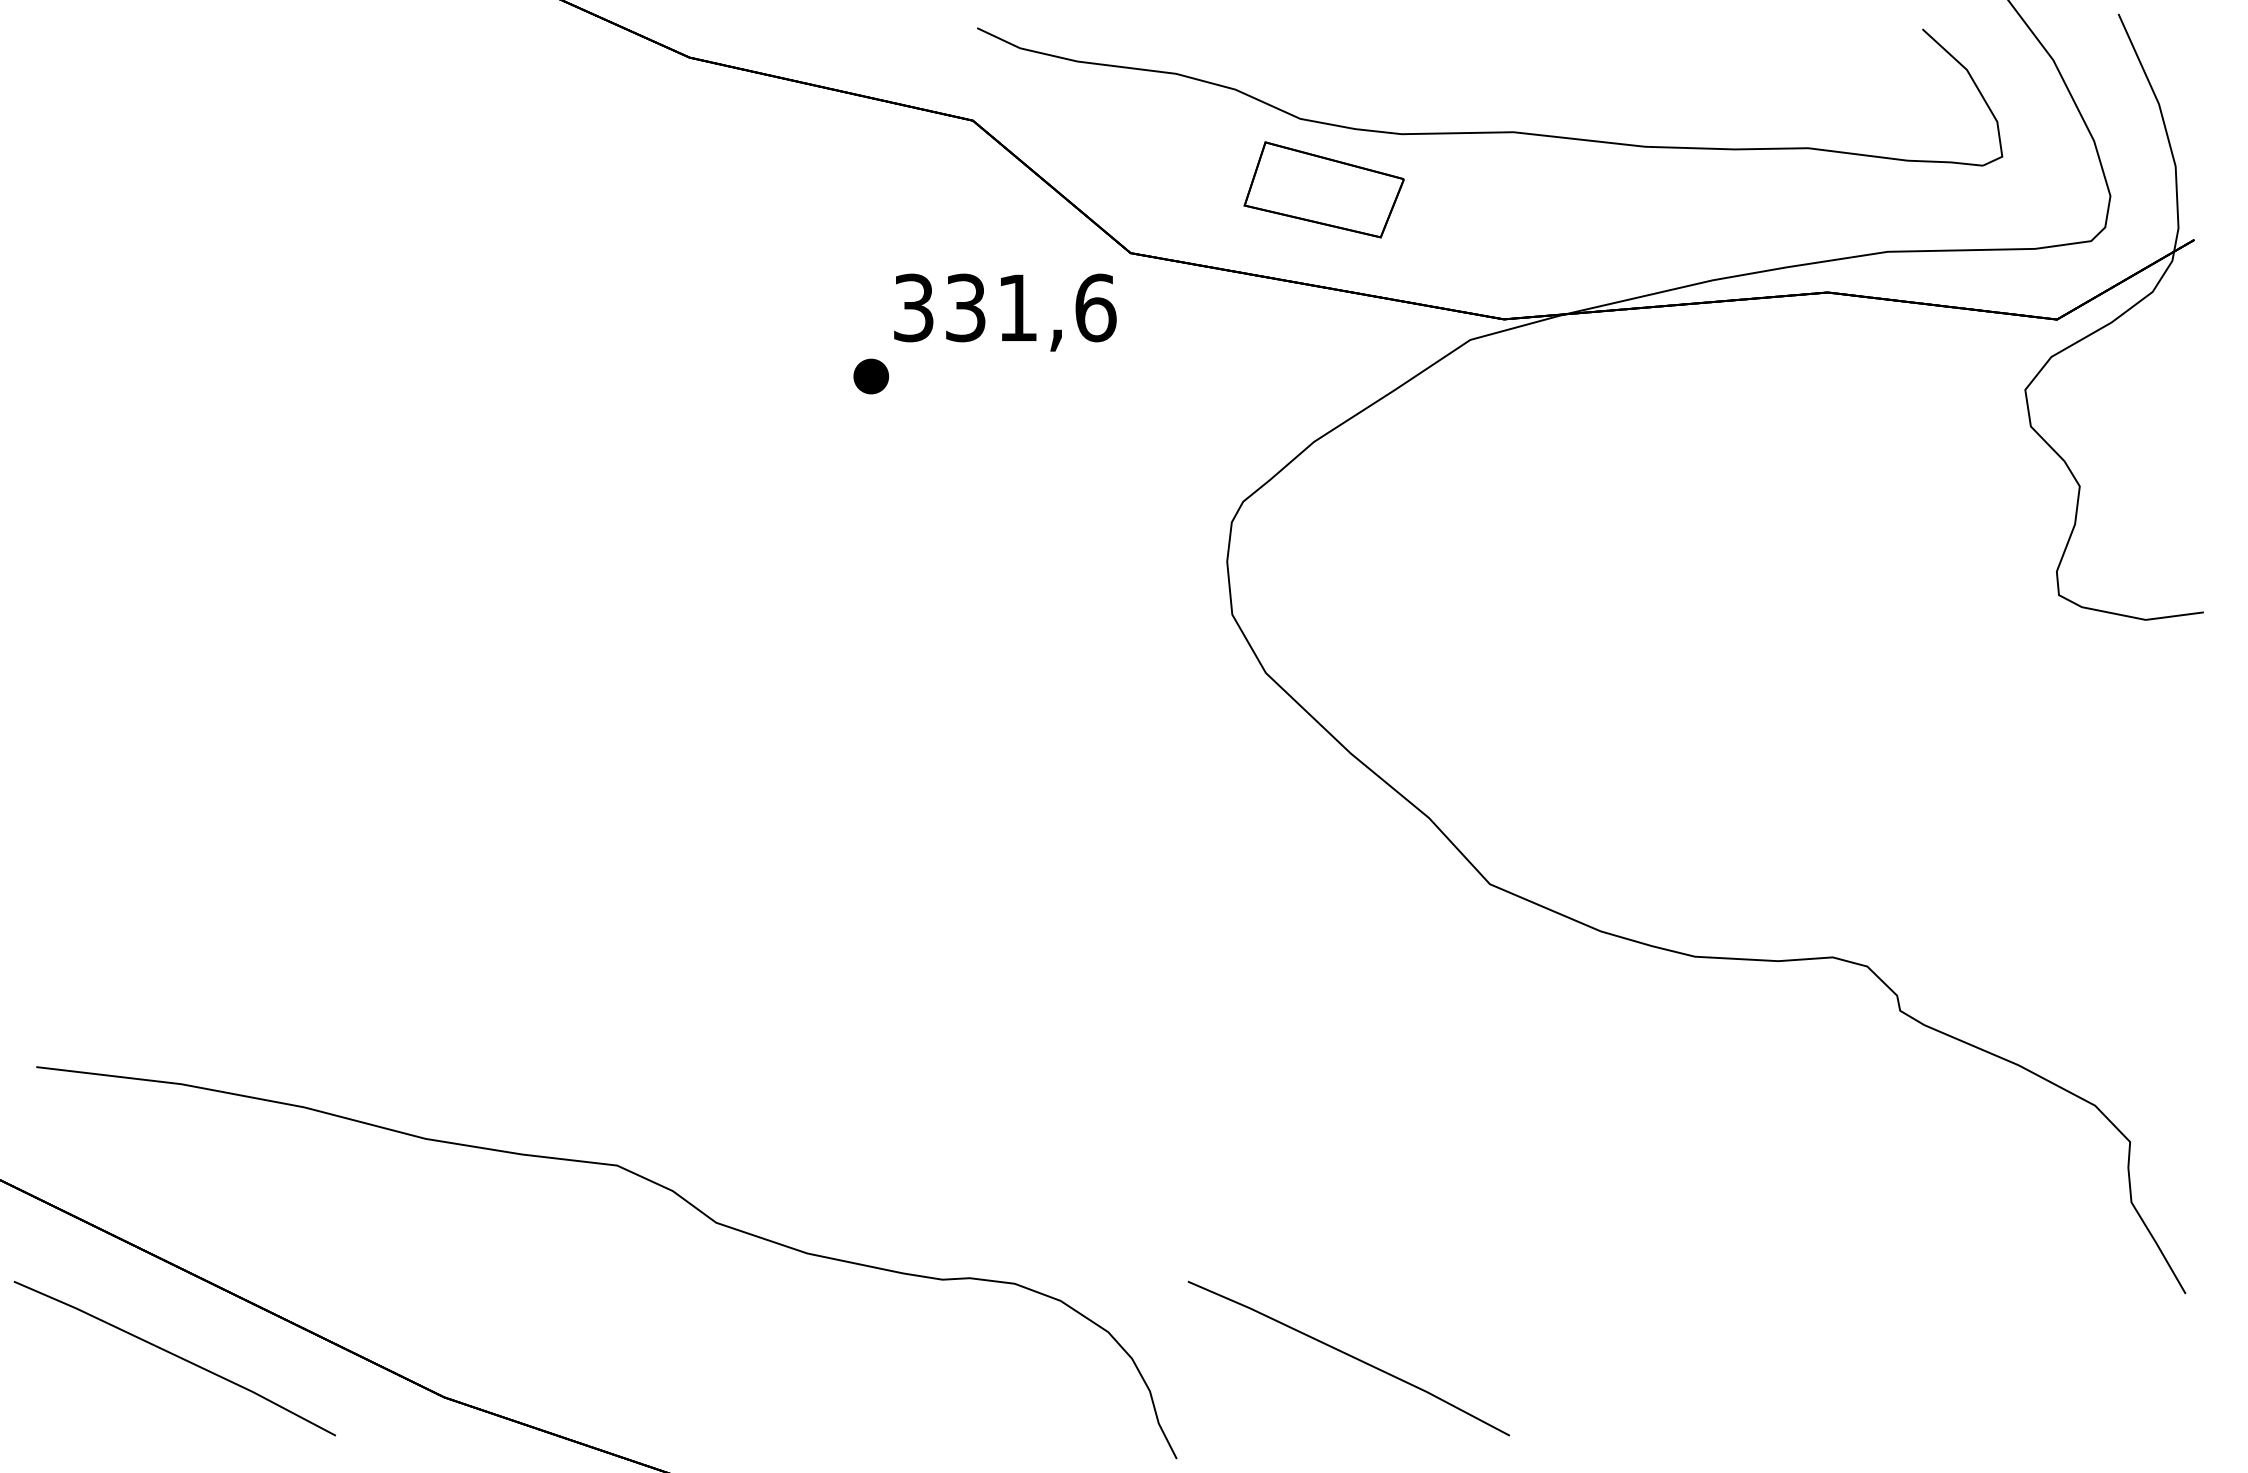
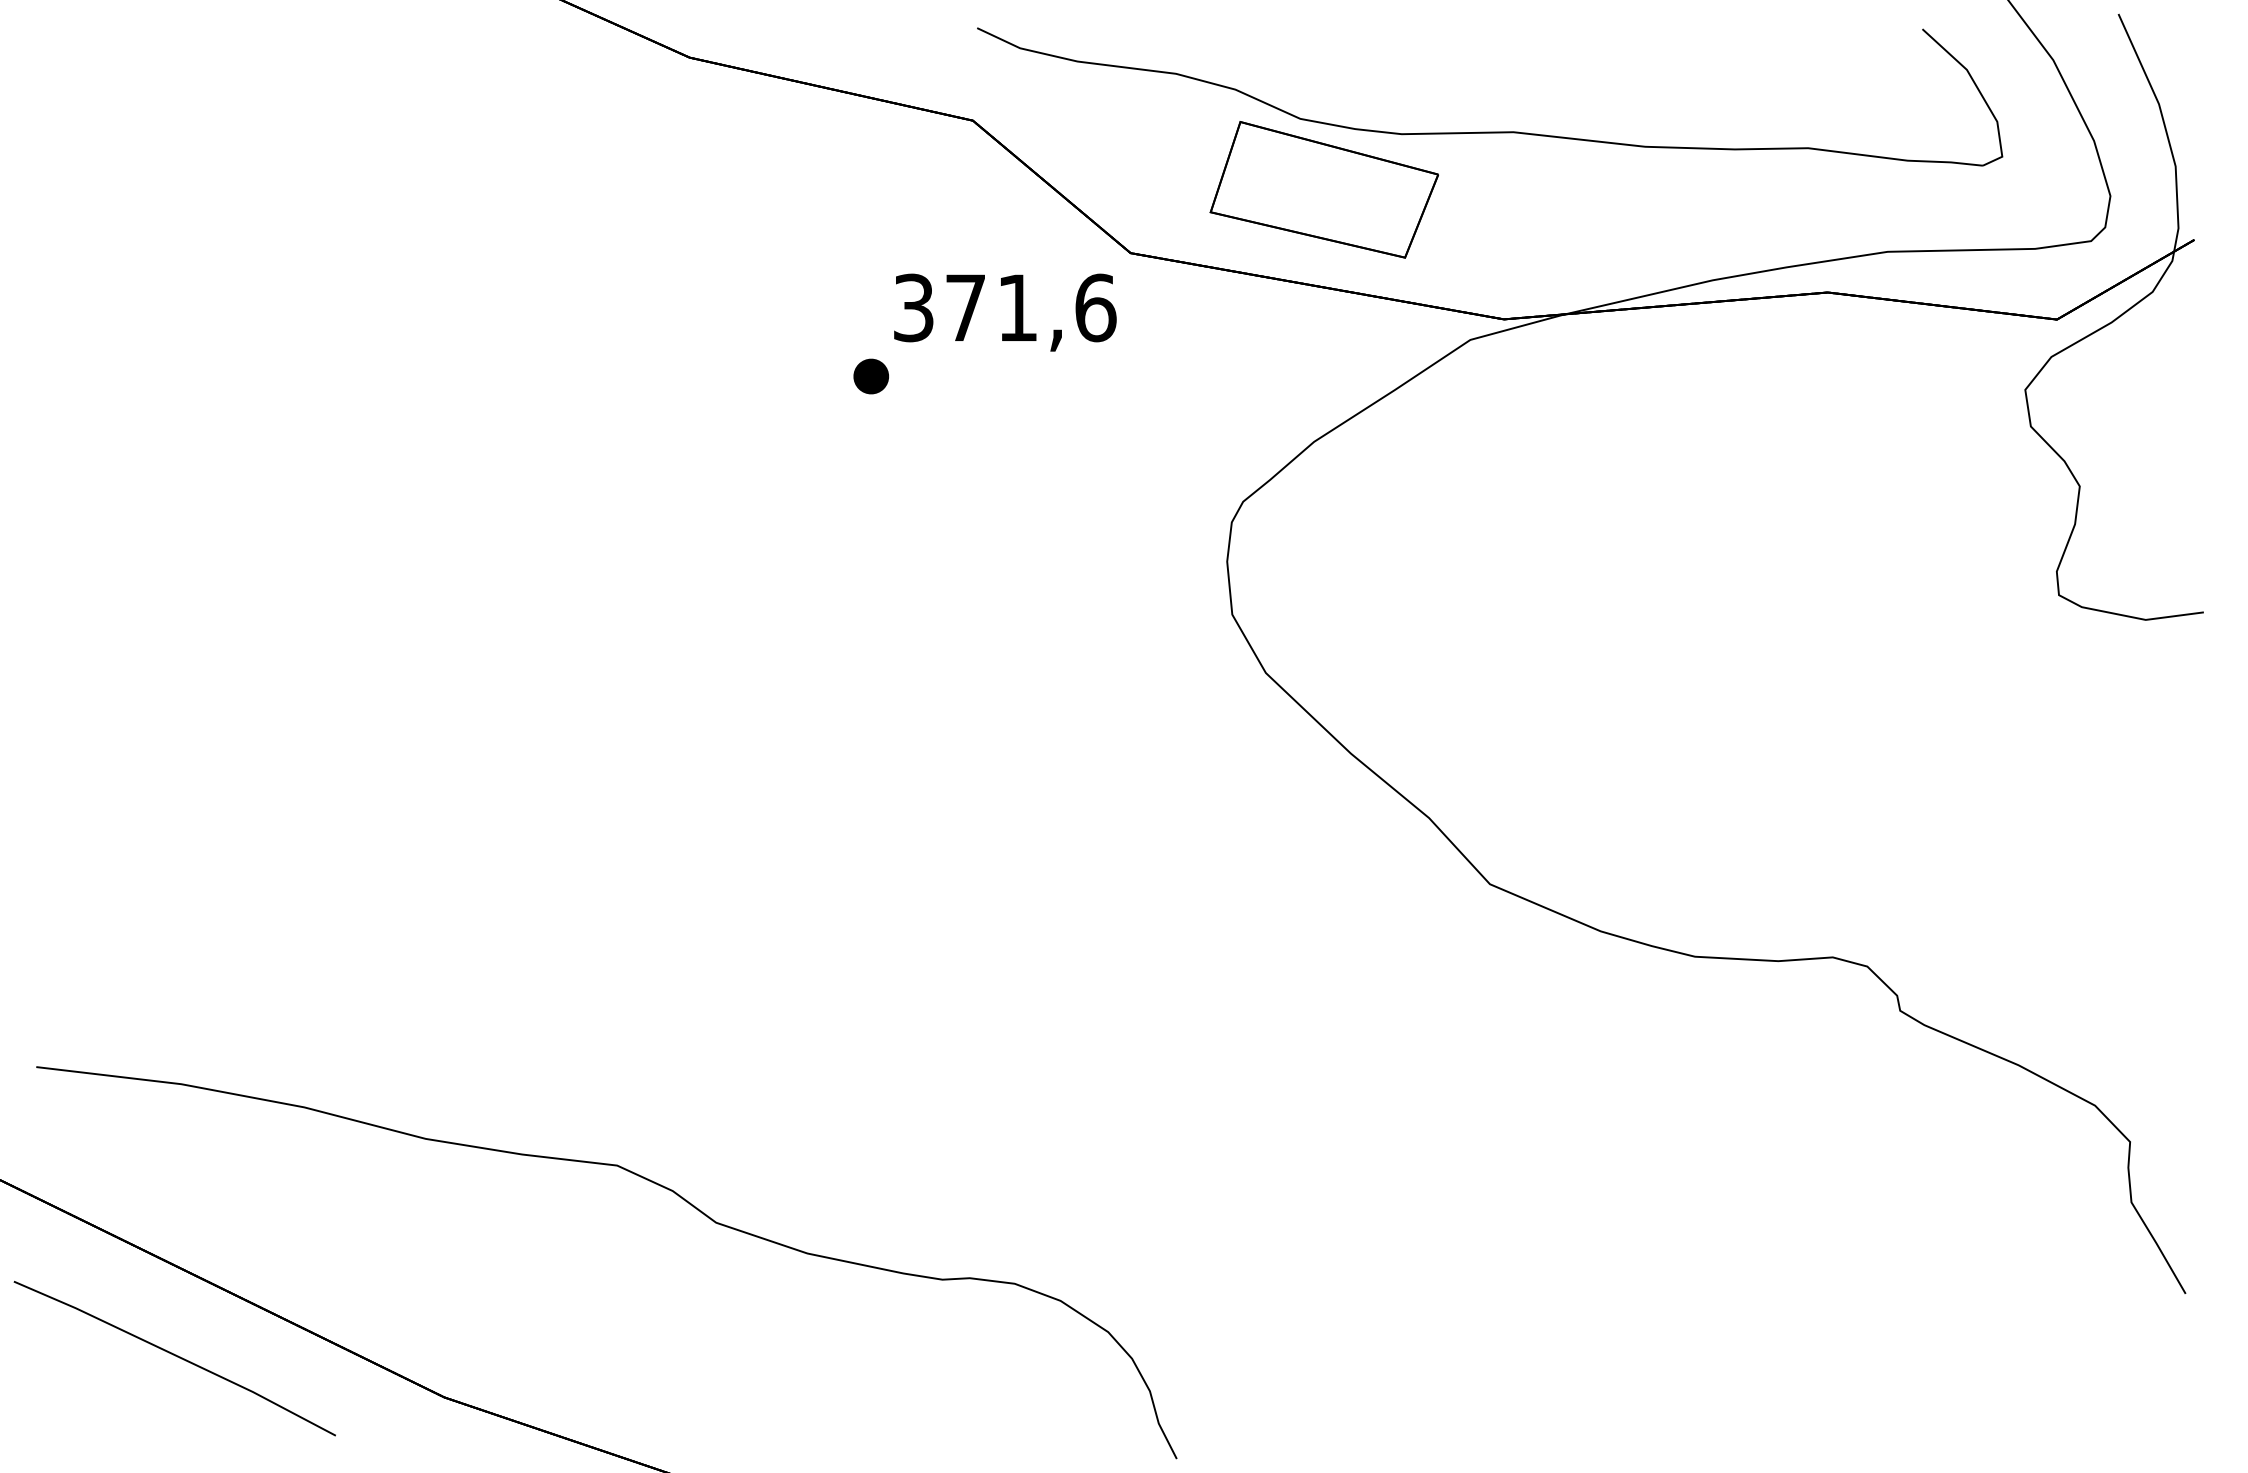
part size: 162x98 px -> 230x138 px (1323, 189)
text: 331,6 -> 371,6 (965, 307)
part: present -> none (1348, 1358)
